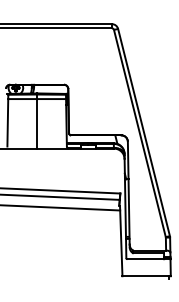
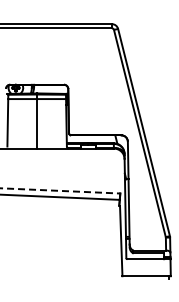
line: solid -> dashed (60, 190)
line: present -> none (61, 207)
